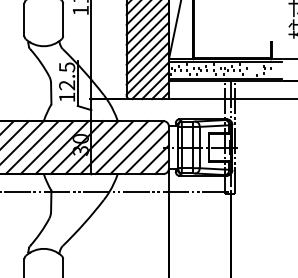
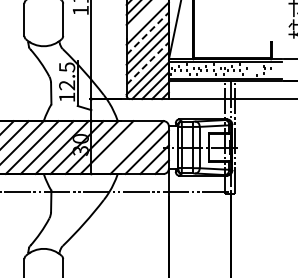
line: present -> none (142, 18)
line: solid -> dashed (147, 33)
line: solid -> dashed (147, 63)
line: present -> none (121, 147)
